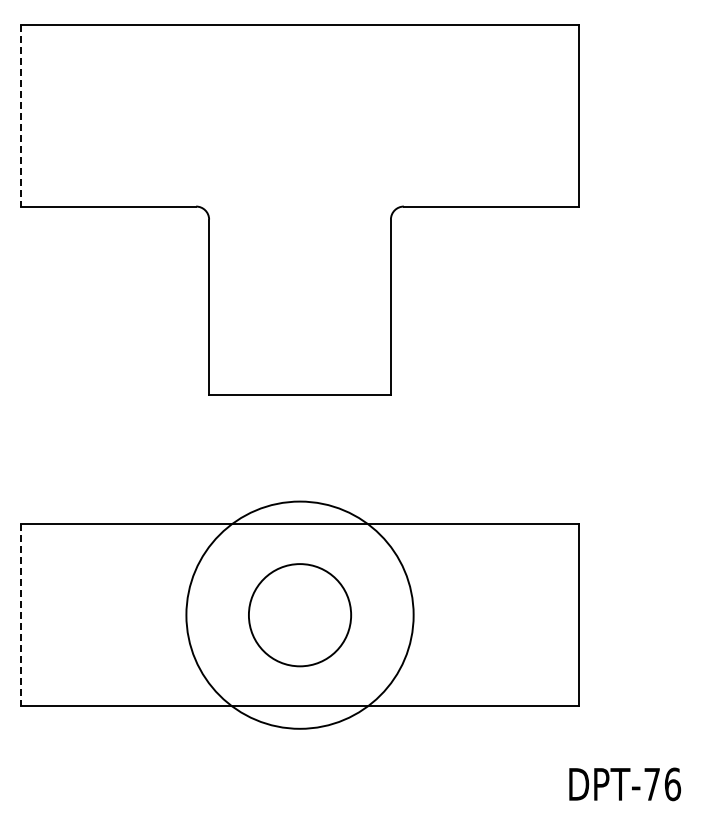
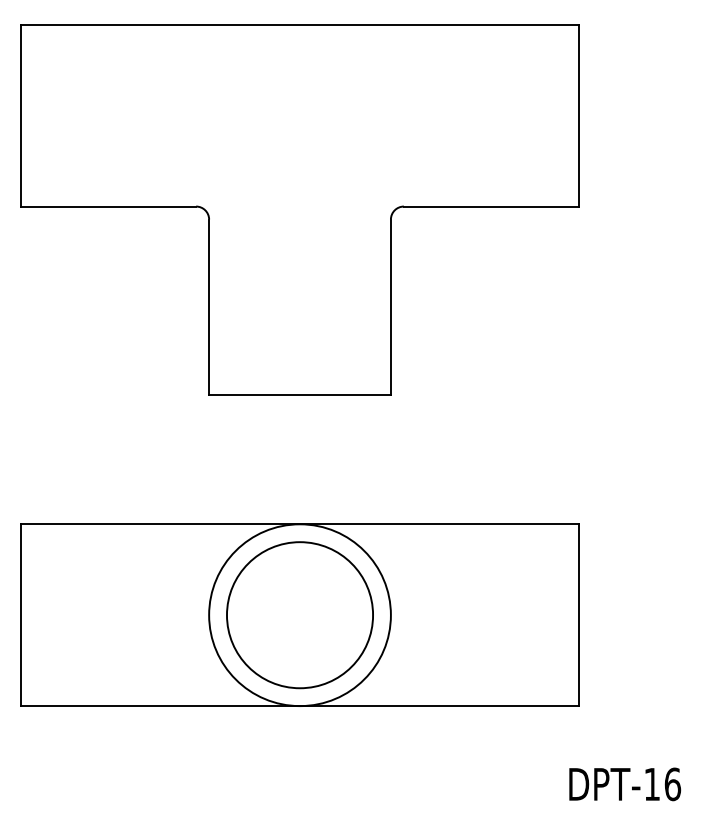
line: dashed -> solid (20, 115)
circle diameter: 227 px -> 182 px (299, 615)
line: dashed -> solid (20, 615)
circle diameter: 102 px -> 146 px (299, 615)
text: DPT-76 -> DPT-16 (651, 784)
